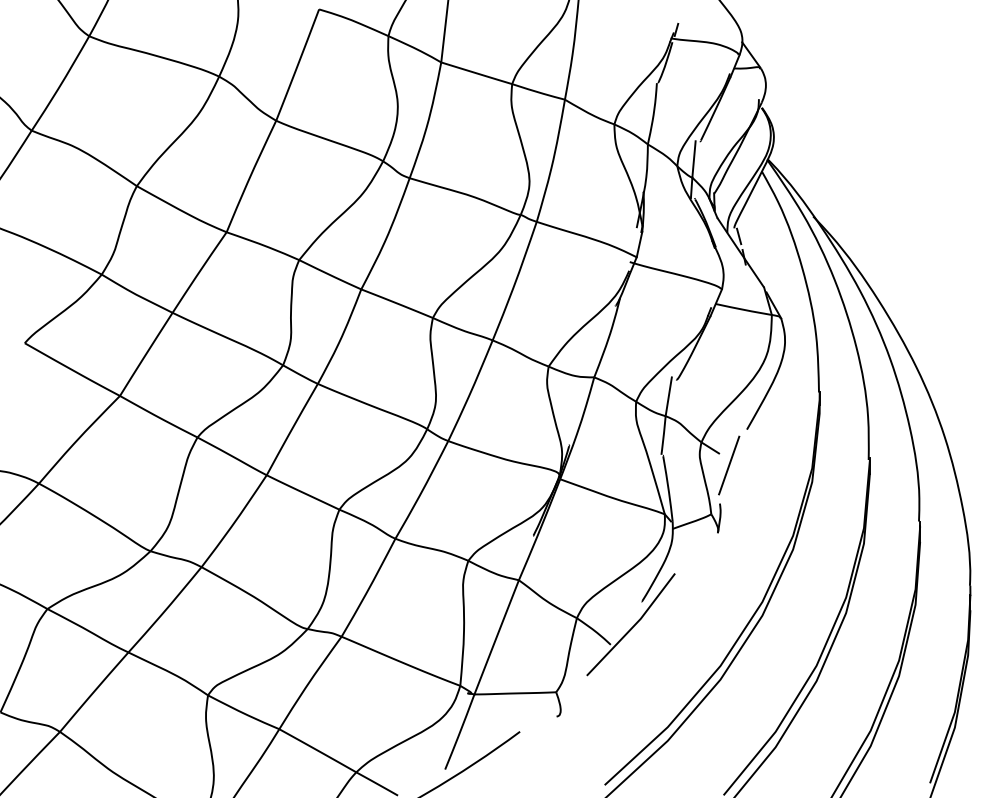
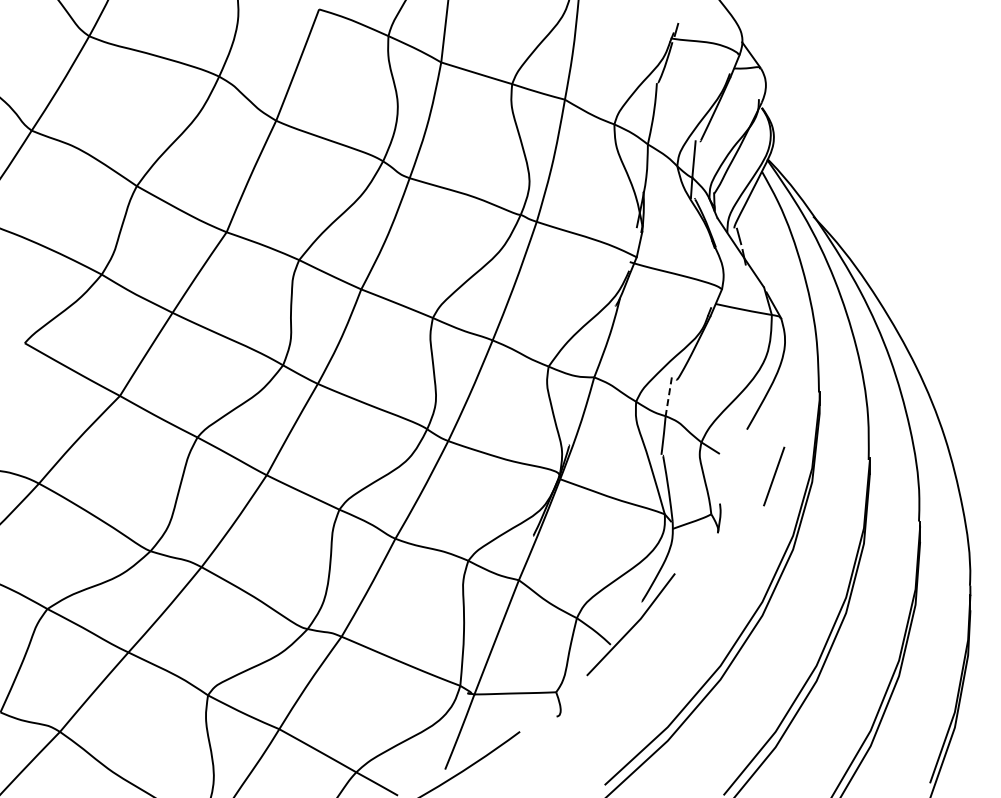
line: solid -> dashed (668, 396)
line position: (729, 465) -> (774, 476) (774, 476)
